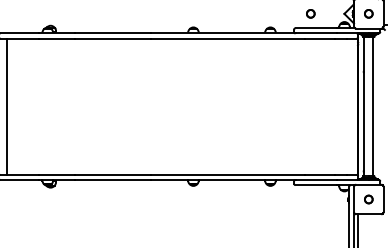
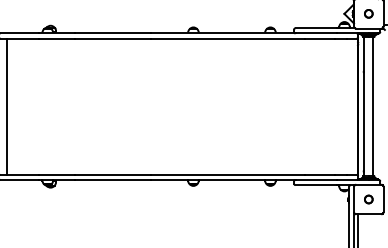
part: present -> none (310, 13)
